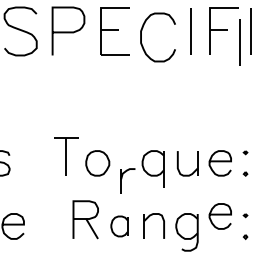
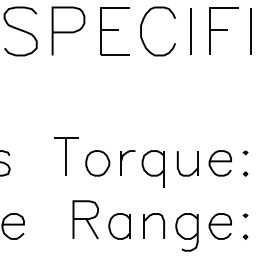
curve position: (141, 37) -> (141, 31) (141, 31)
line: present -> none (239, 42)
part position: (127, 180) -> (127, 162) (127, 162)
curve position: (219, 215) -> (219, 225) (219, 225)
part size: 19x23 px -> 23x27 px (119, 226)
